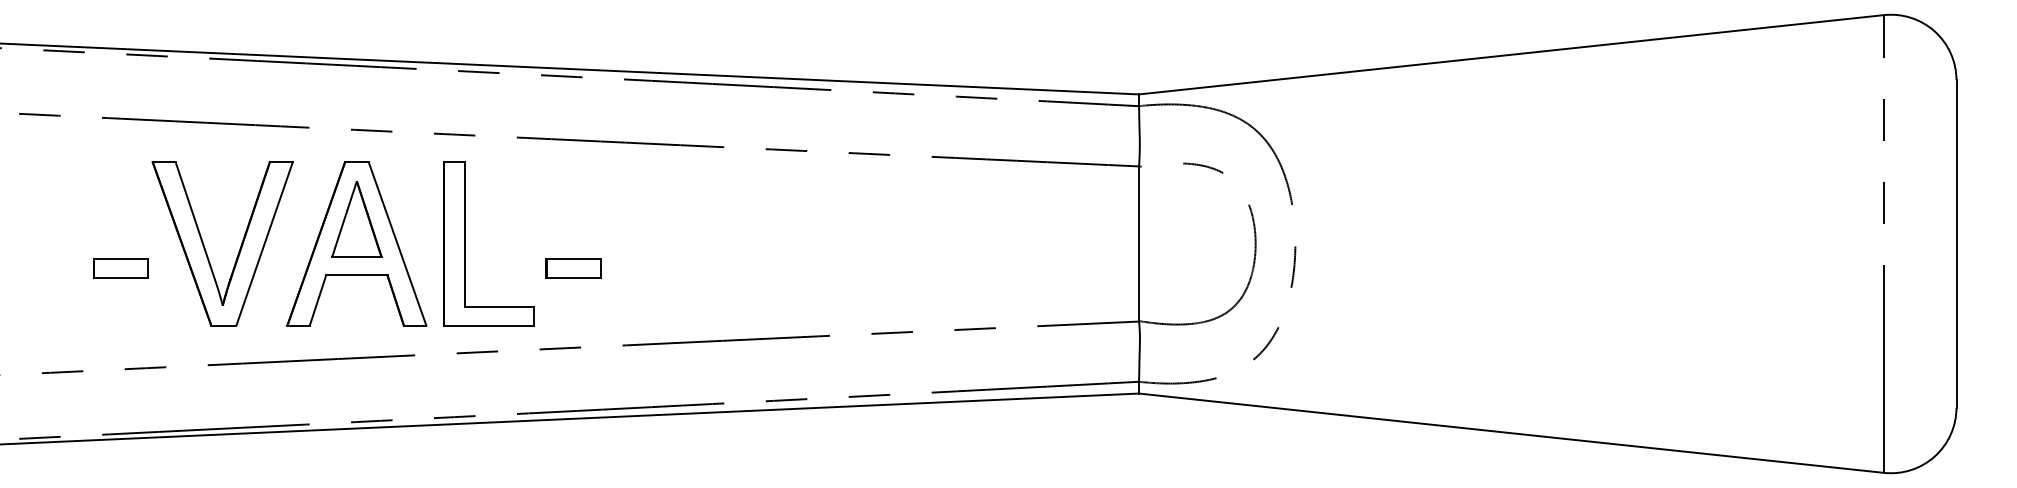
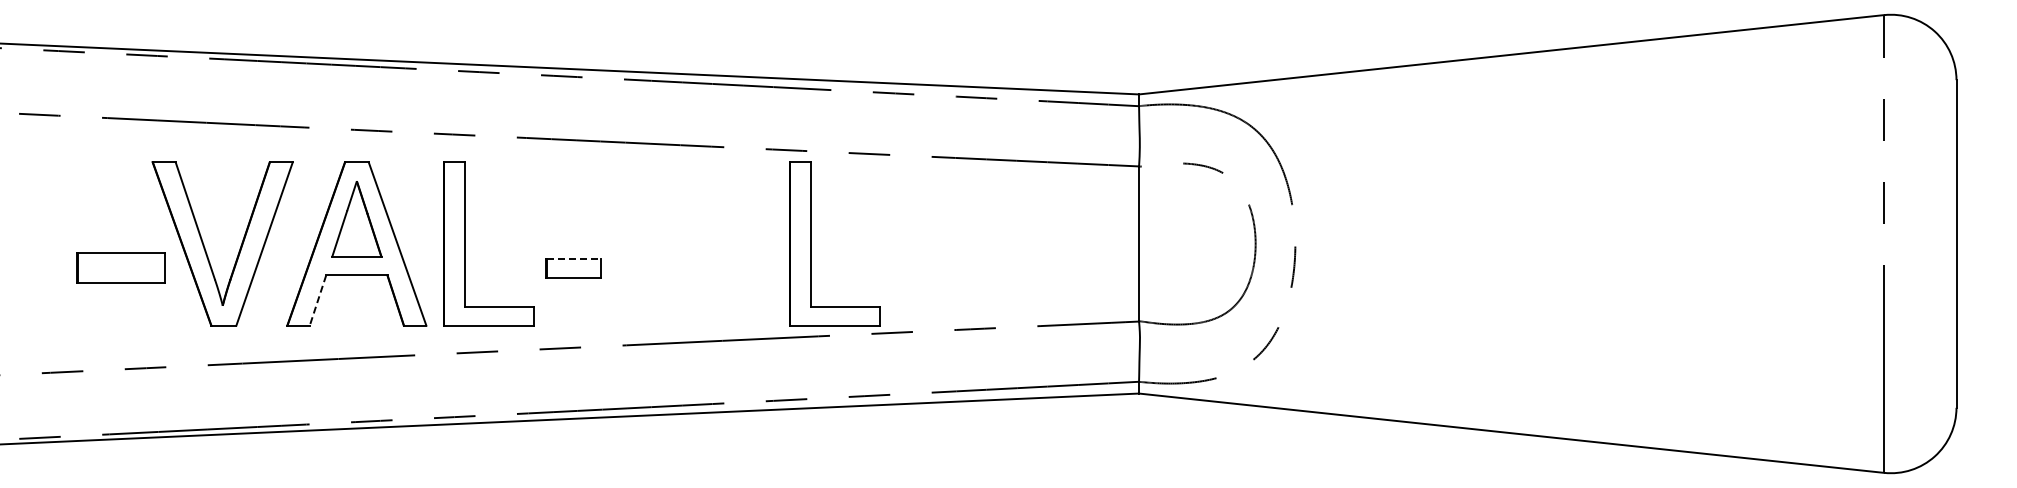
part: none -> present (811, 243)
line: solid -> dashed (574, 258)
part size: 56x21 px -> 90x32 px (120, 267)
line: solid -> dashed (317, 301)
